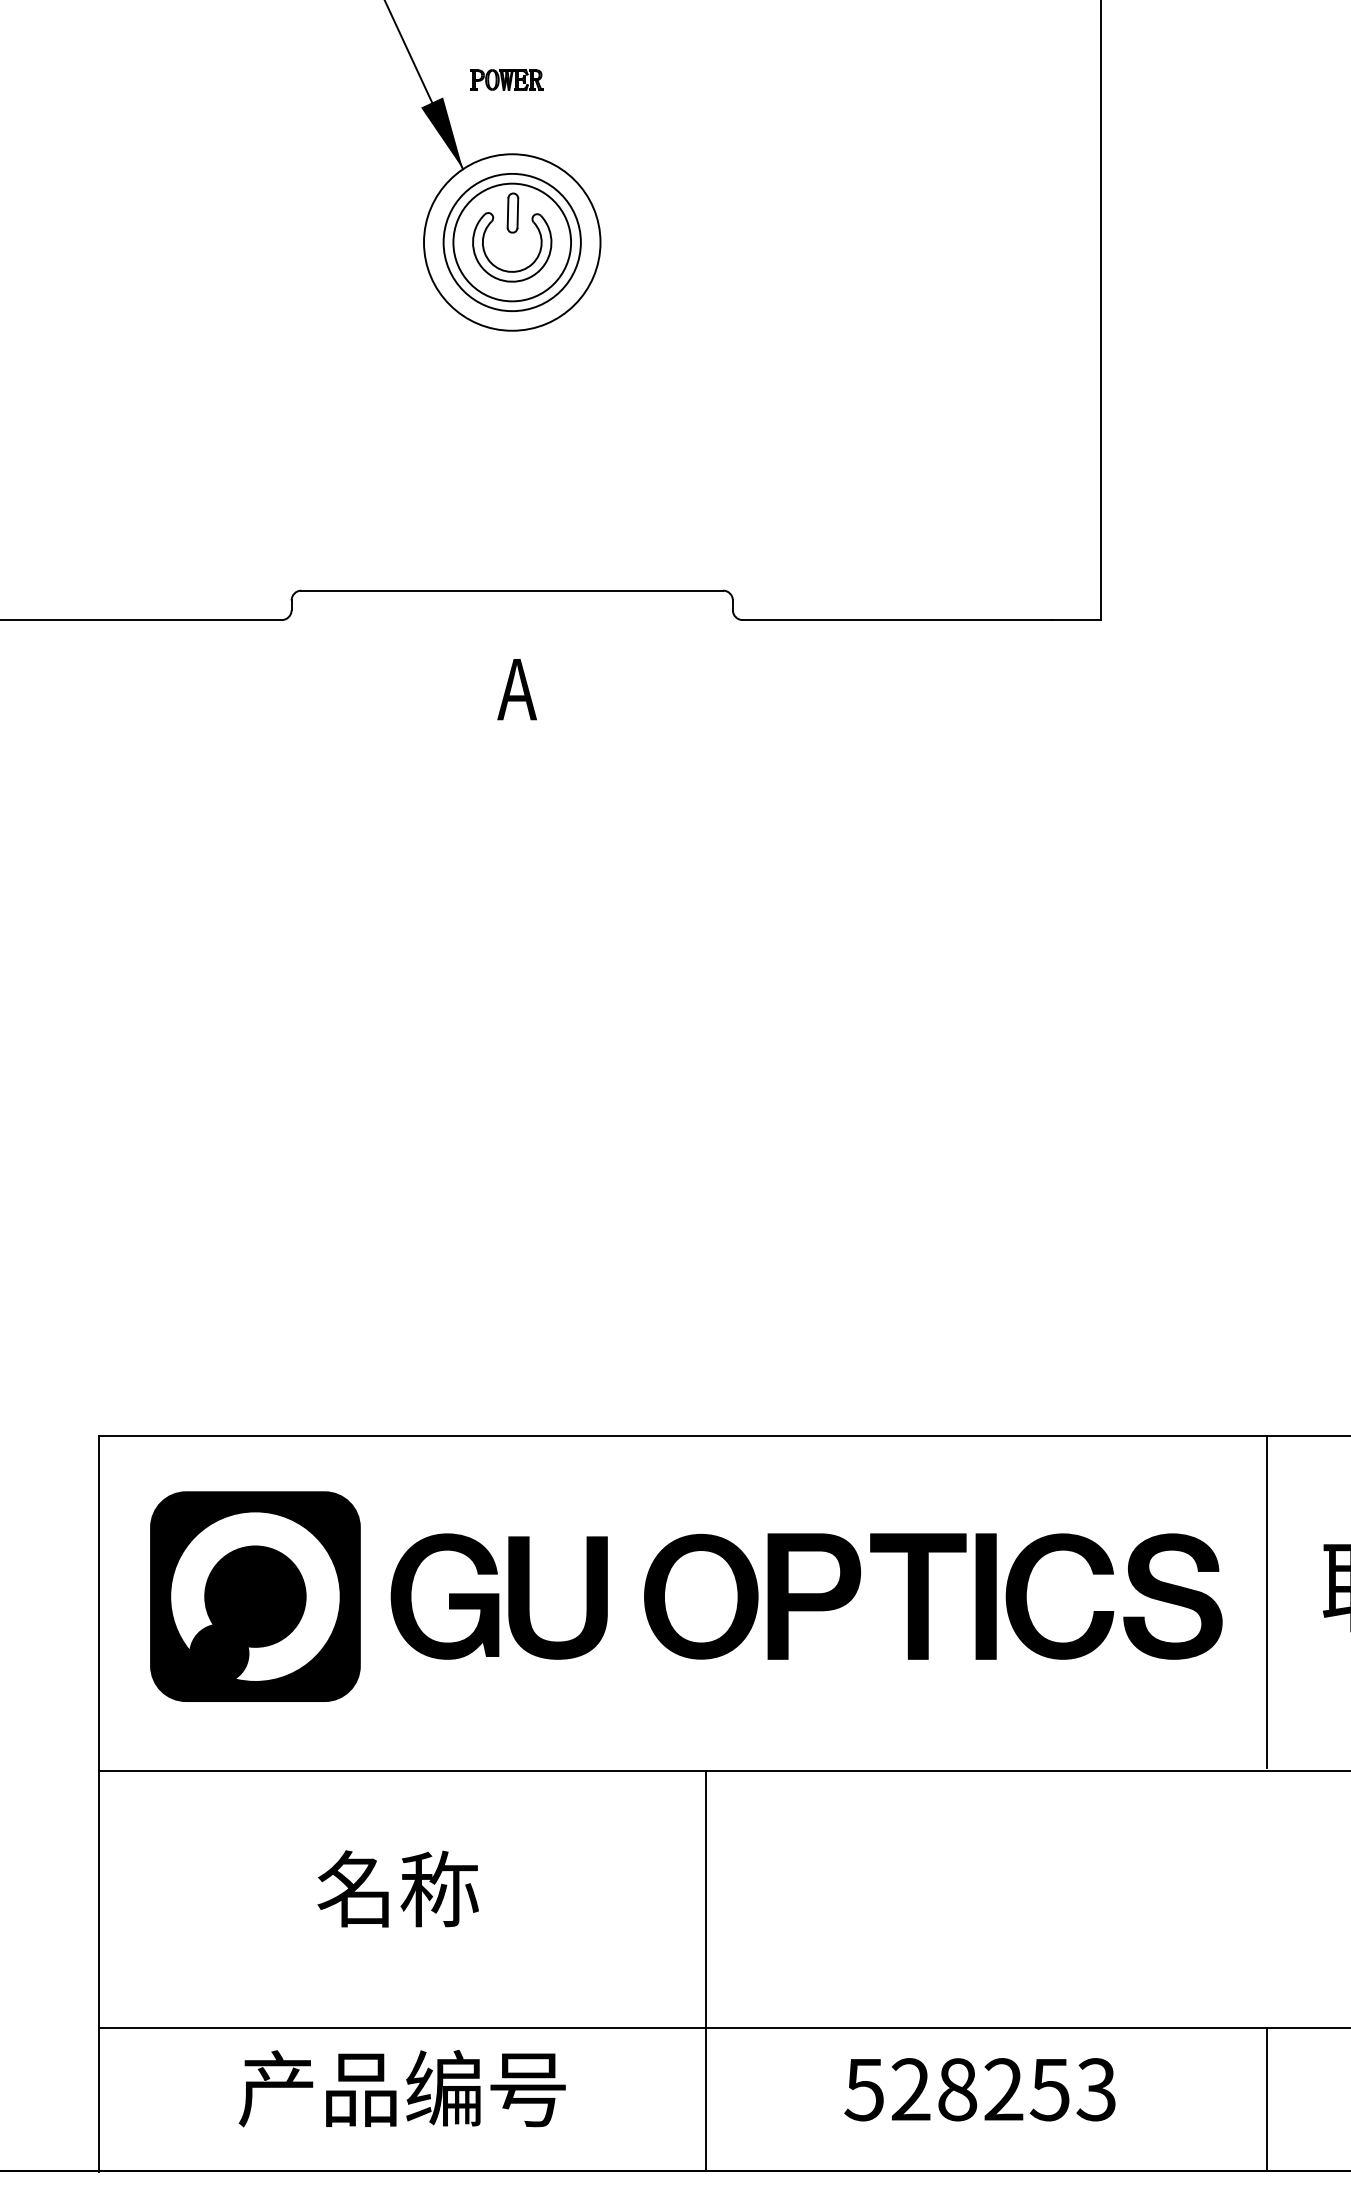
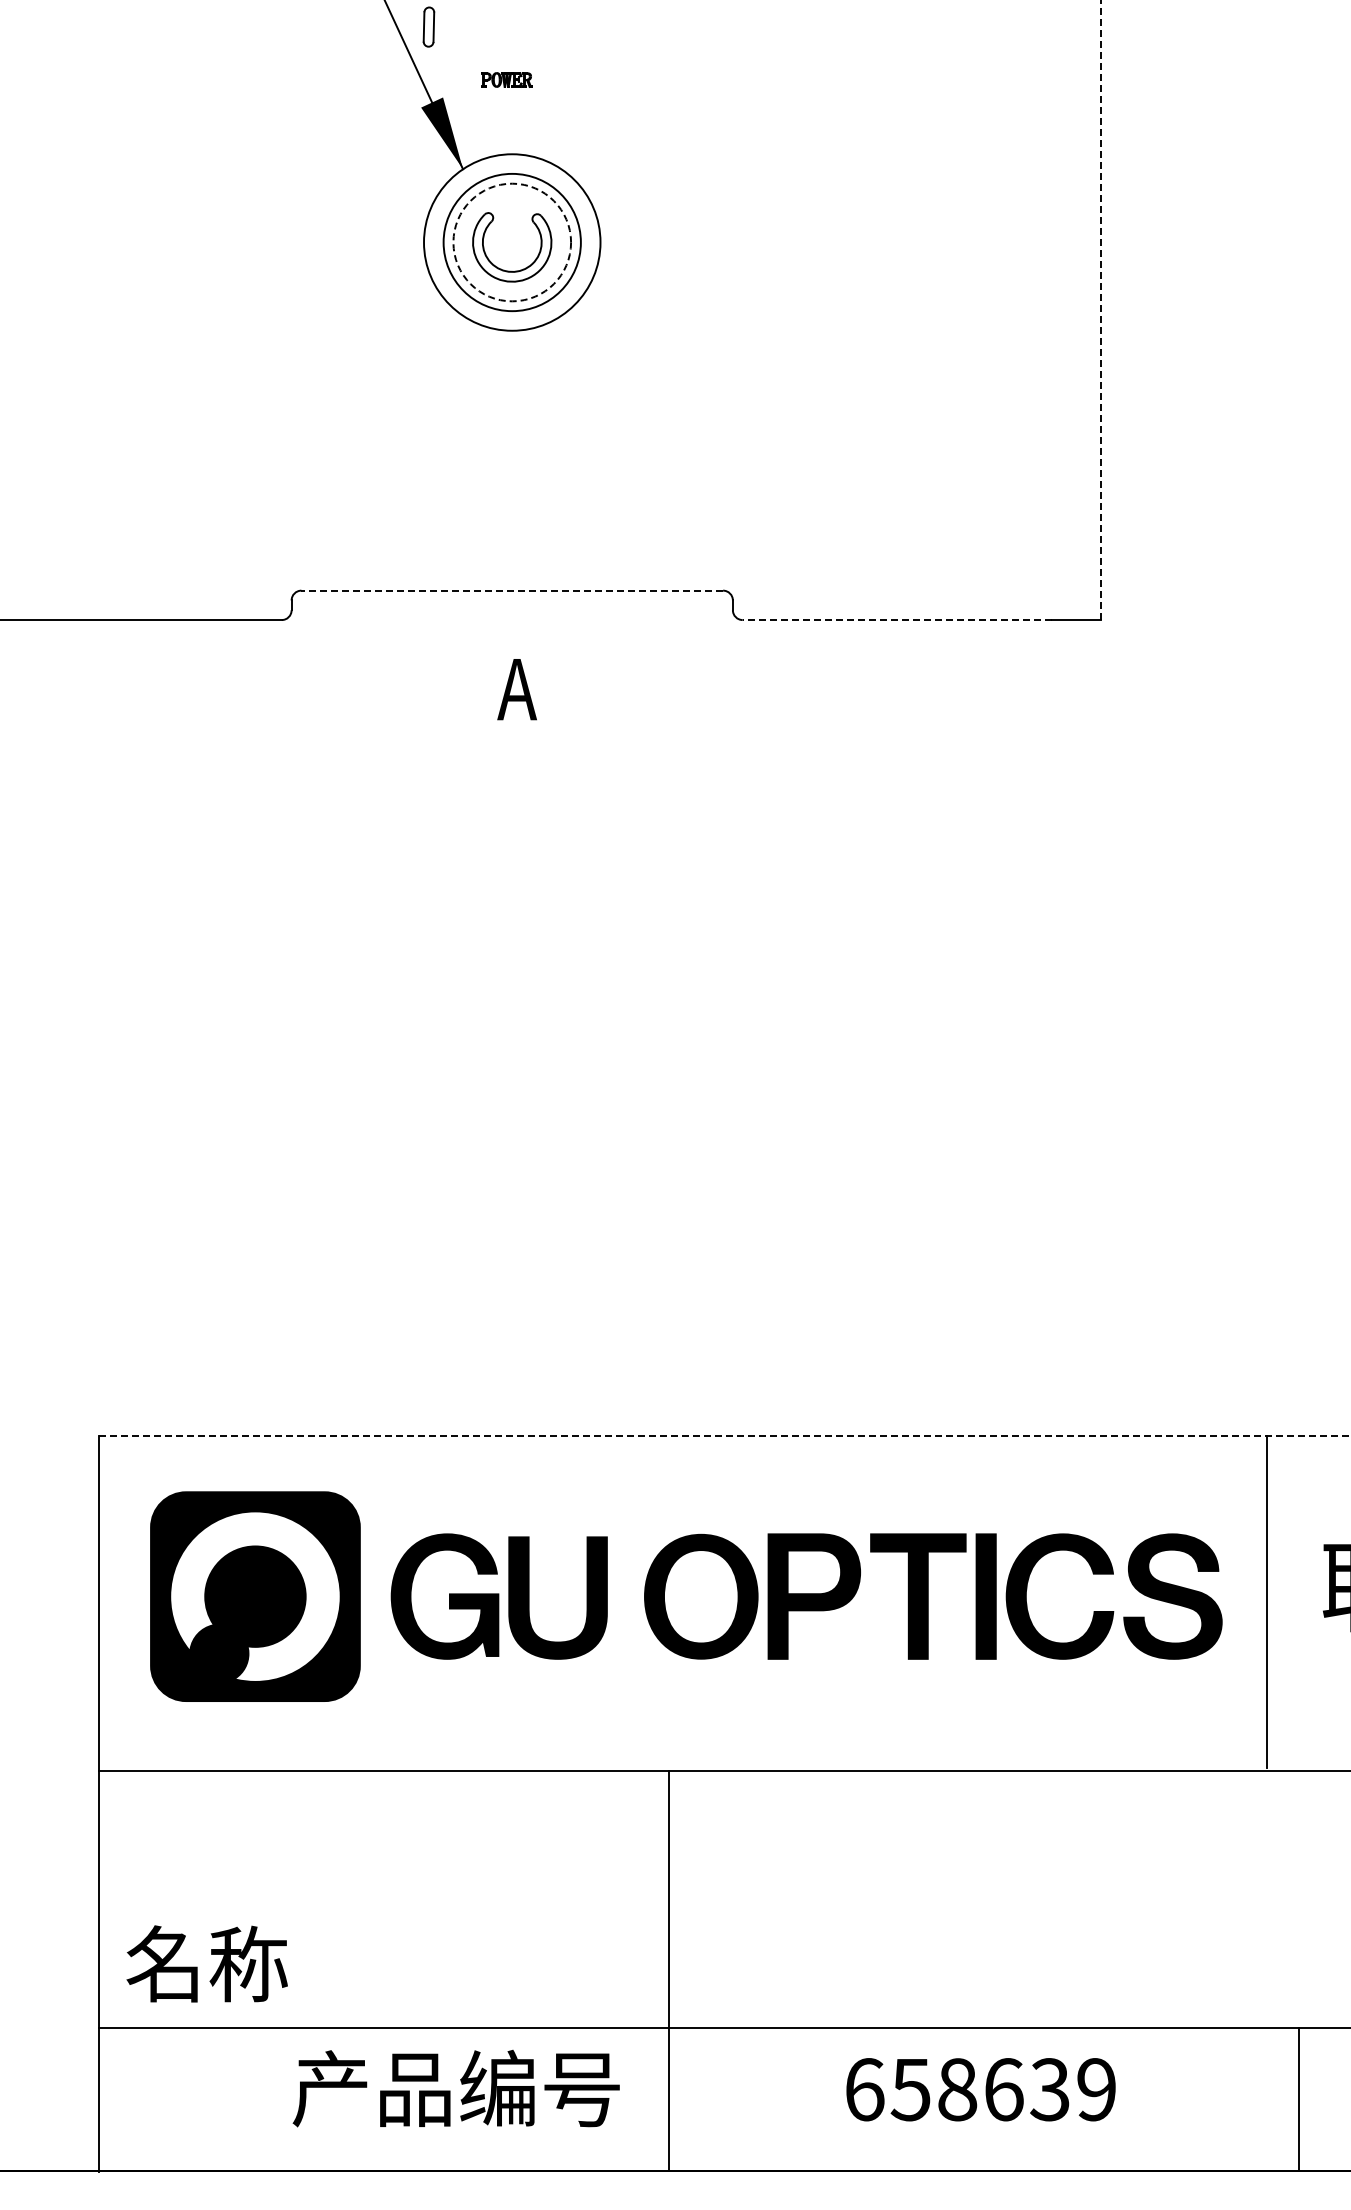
part size: 74x22 px -> 52x16 px (506, 79)
part position: (512, 212) -> (428, 26) (428, 26)
circle: solid -> dashed (512, 242)
line: solid -> dashed (1100, 310)
line: solid -> dashed (512, 590)
line: solid -> dashed (896, 620)
line: solid -> dashed (725, 1435)
text position: (397, 1888) -> (206, 1963) (206, 1963)
line position: (706, 1970) -> (669, 1970) (669, 1970)
text position: (401, 2088) -> (455, 2088) (455, 2088)
text: 528253 -> 658639 (979, 2089)
line position: (1267, 2098) -> (1299, 2098) (1299, 2098)
